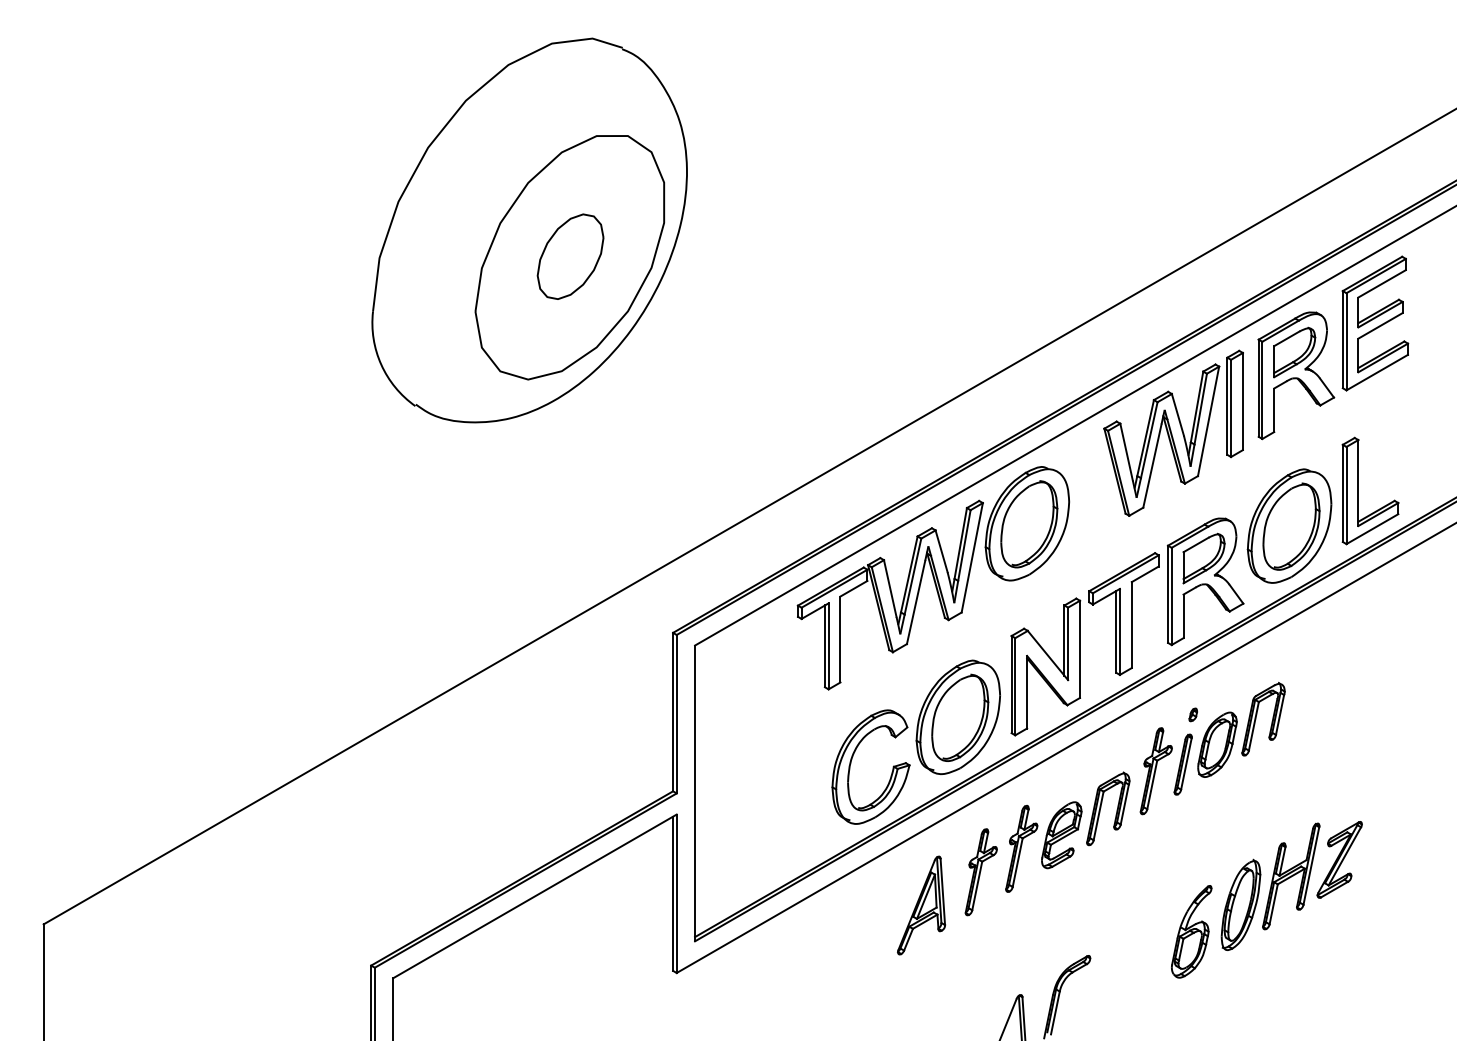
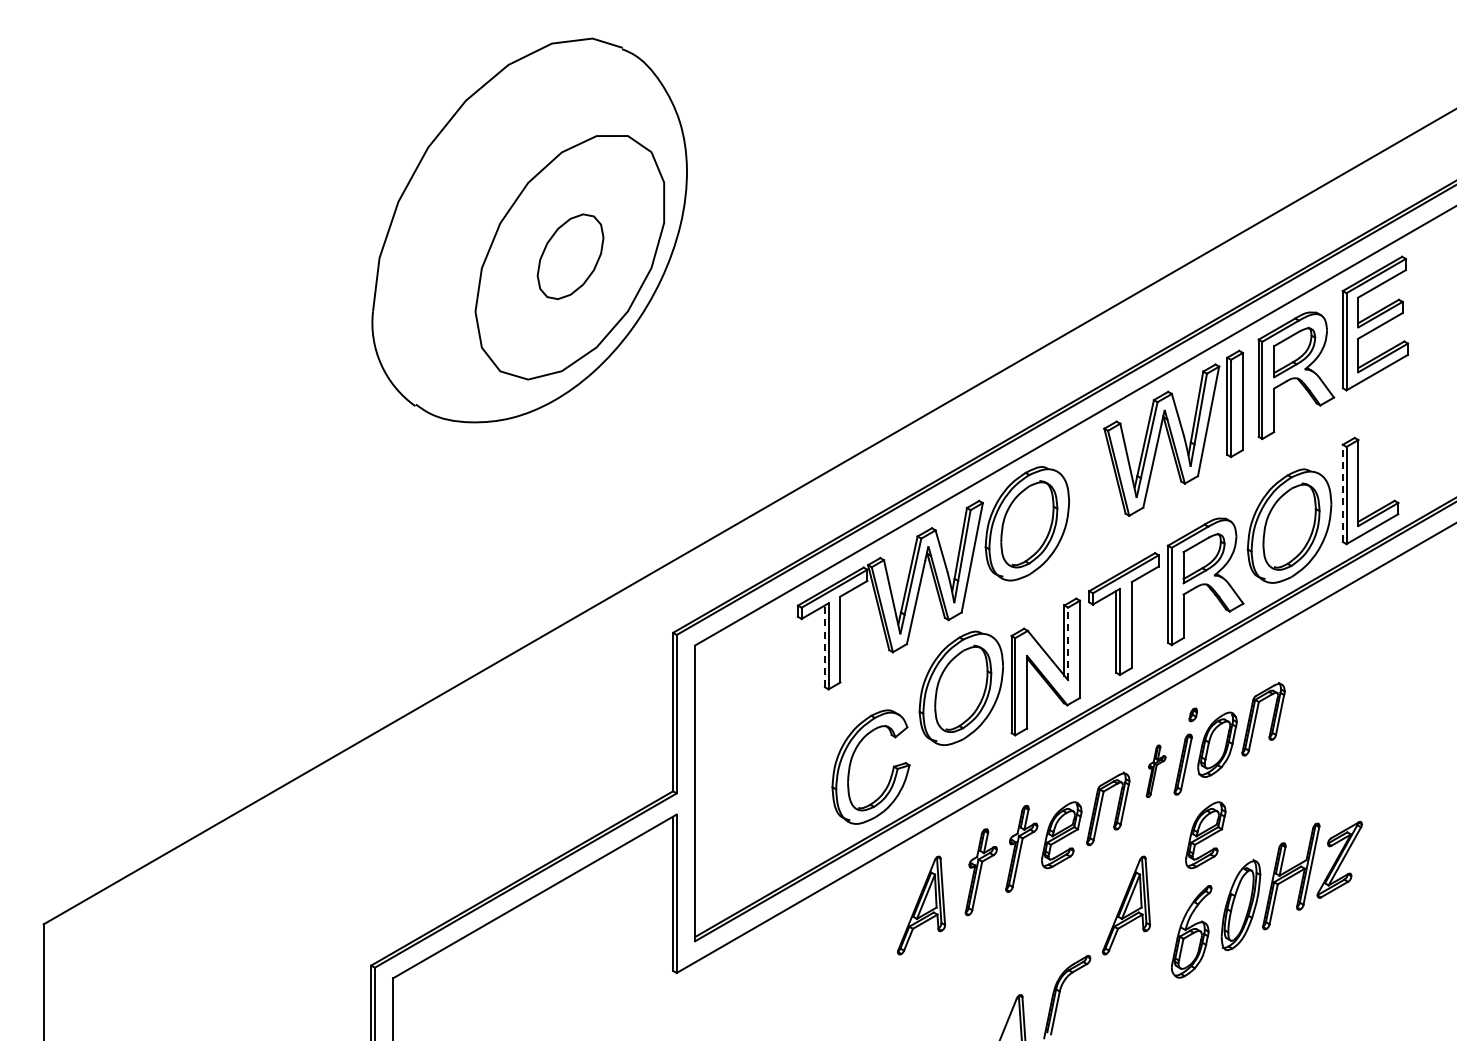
line: solid -> dashed (1342, 493)
line: solid -> dashed (1068, 643)
line: solid -> dashed (824, 646)
part position: (957, 717) -> (960, 688) (960, 688)
part size: 34x89 px -> 22x54 px (1155, 770)
part: none -> present (1205, 835)
part: none -> present (1126, 905)
